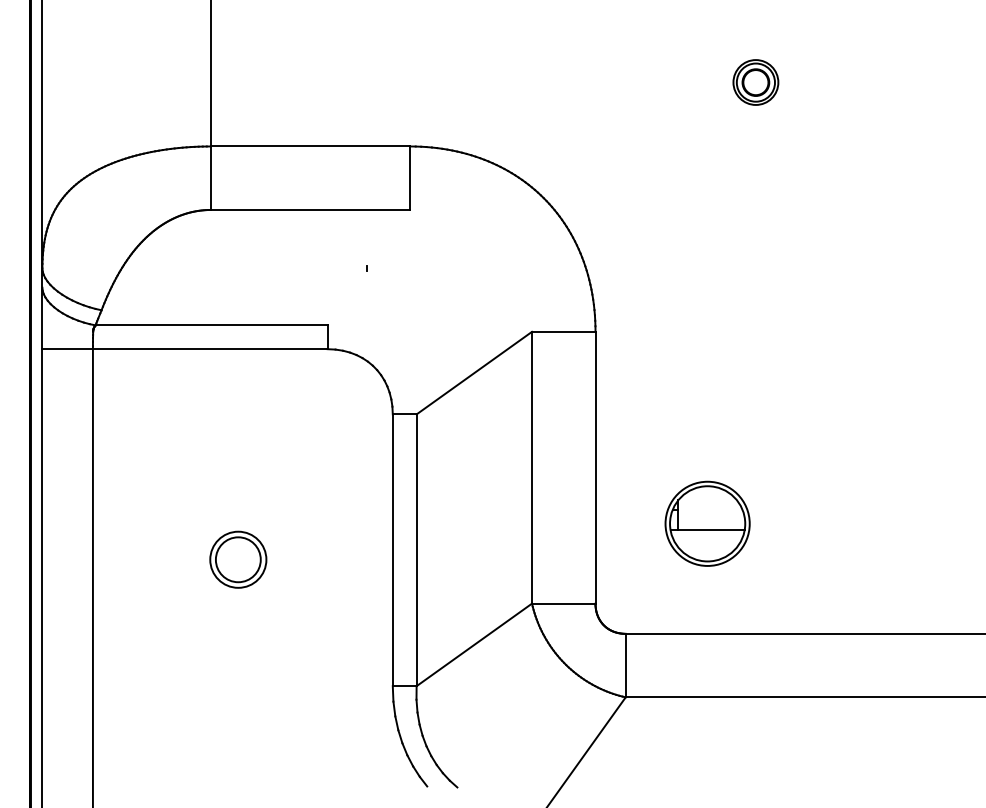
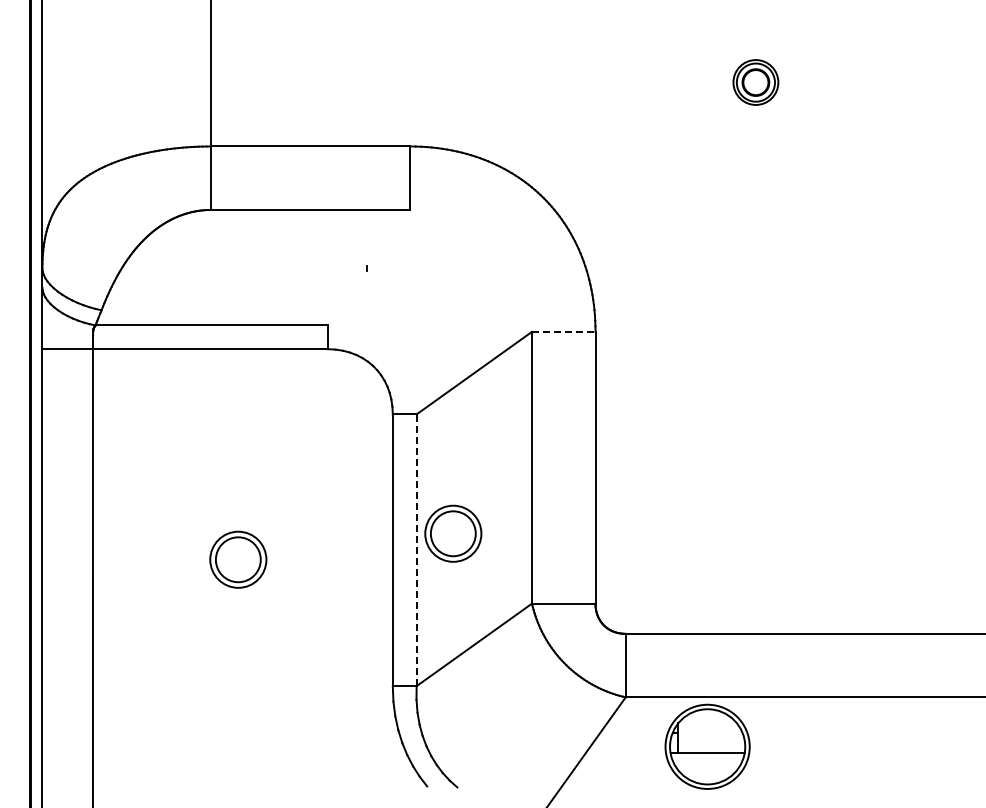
line: solid -> dashed (563, 331)
part position: (707, 523) -> (707, 746) (707, 746)
part: none -> present (453, 533)
line: solid -> dashed (416, 550)
